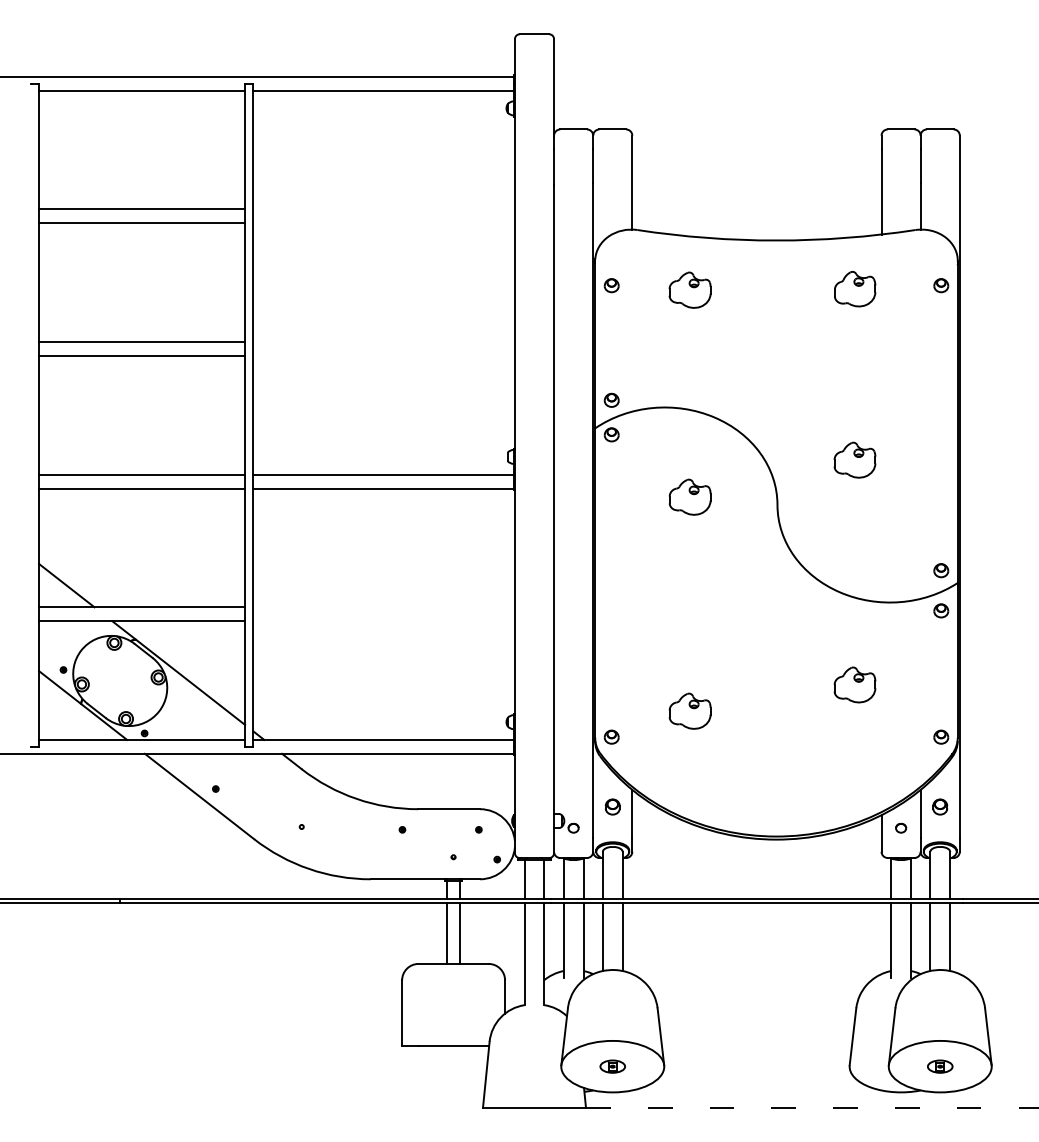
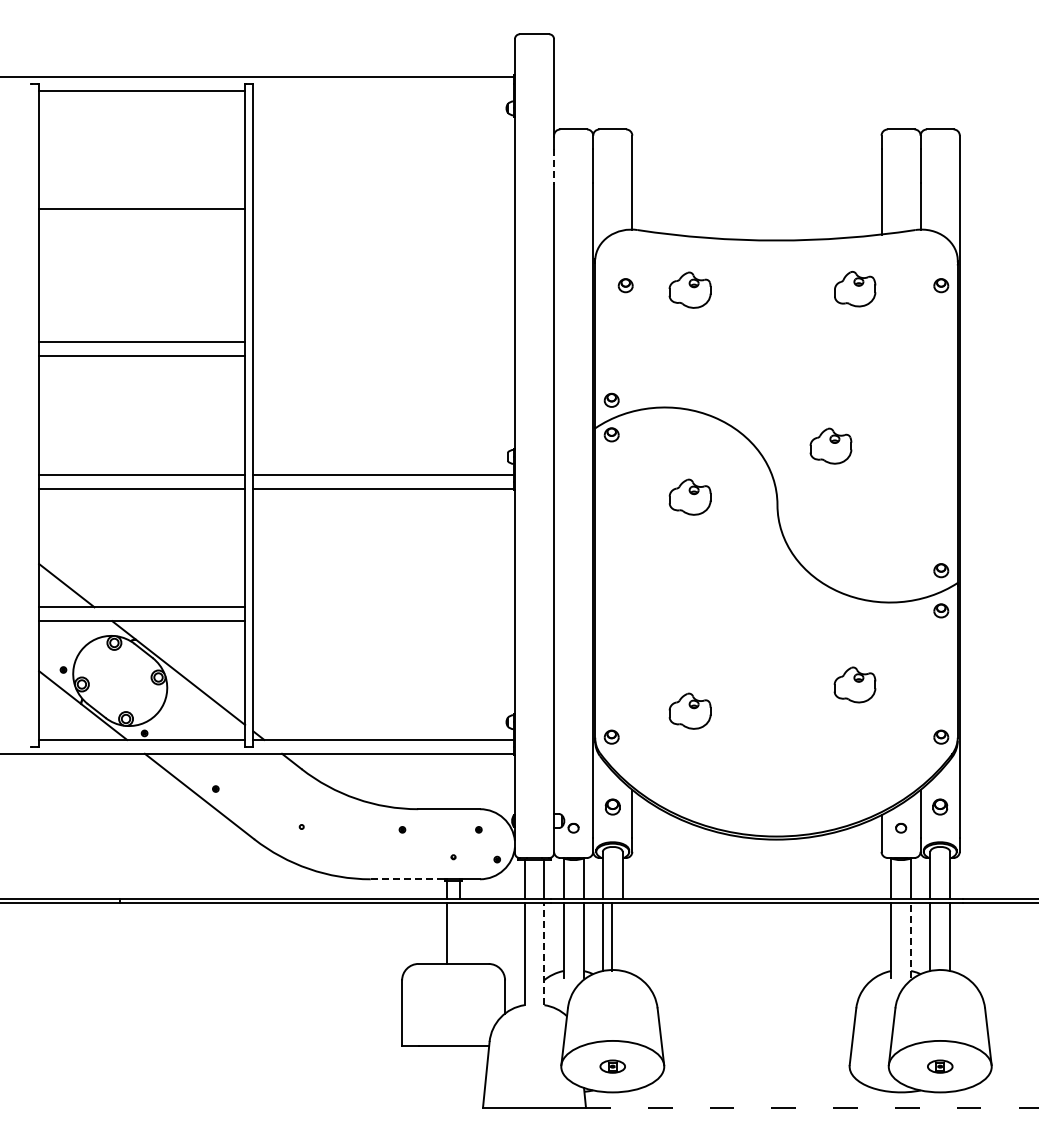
line: present -> none (383, 90)
line: solid -> dashed (554, 166)
line: present -> none (142, 223)
part position: (611, 285) -> (625, 285) (625, 285)
part position: (854, 459) -> (830, 445) (830, 445)
line: solid -> dashed (408, 879)
line: present -> none (459, 933)
line position: (622, 937) -> (611, 937) (611, 937)
line: solid -> dashed (911, 940)
line: solid -> dashed (544, 954)
